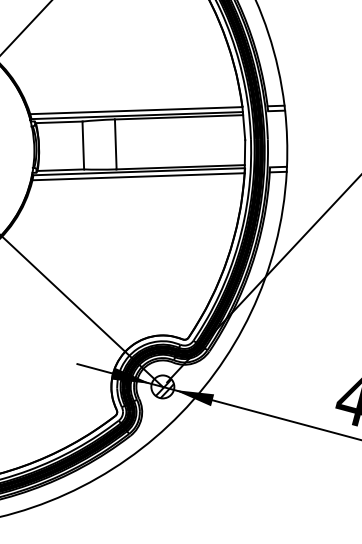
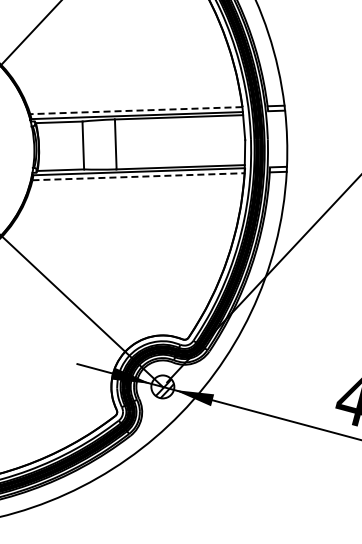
line position: (26, 27) -> (31, 32) (31, 32)
line: solid -> dashed (135, 110)
line: solid -> dashed (139, 176)
